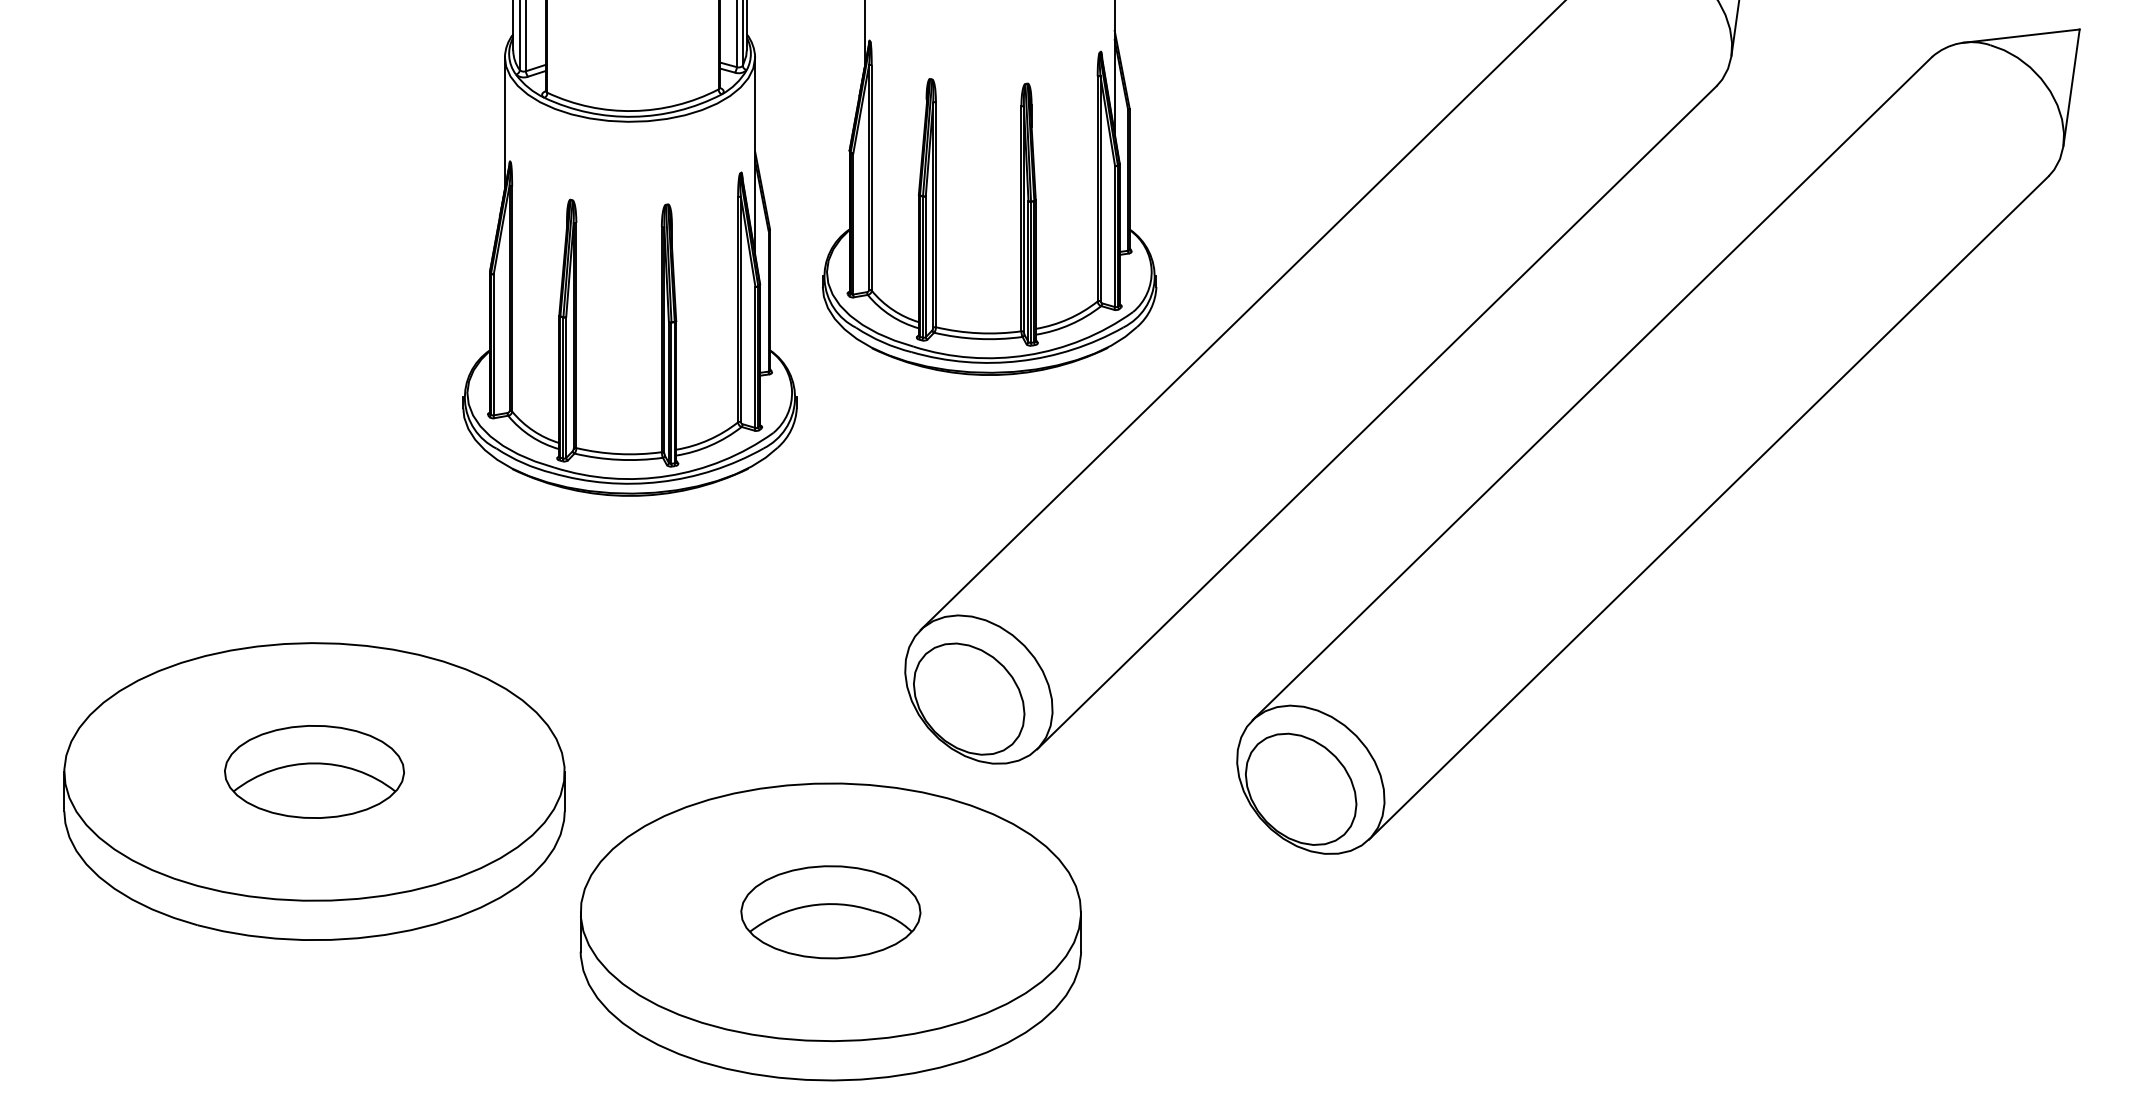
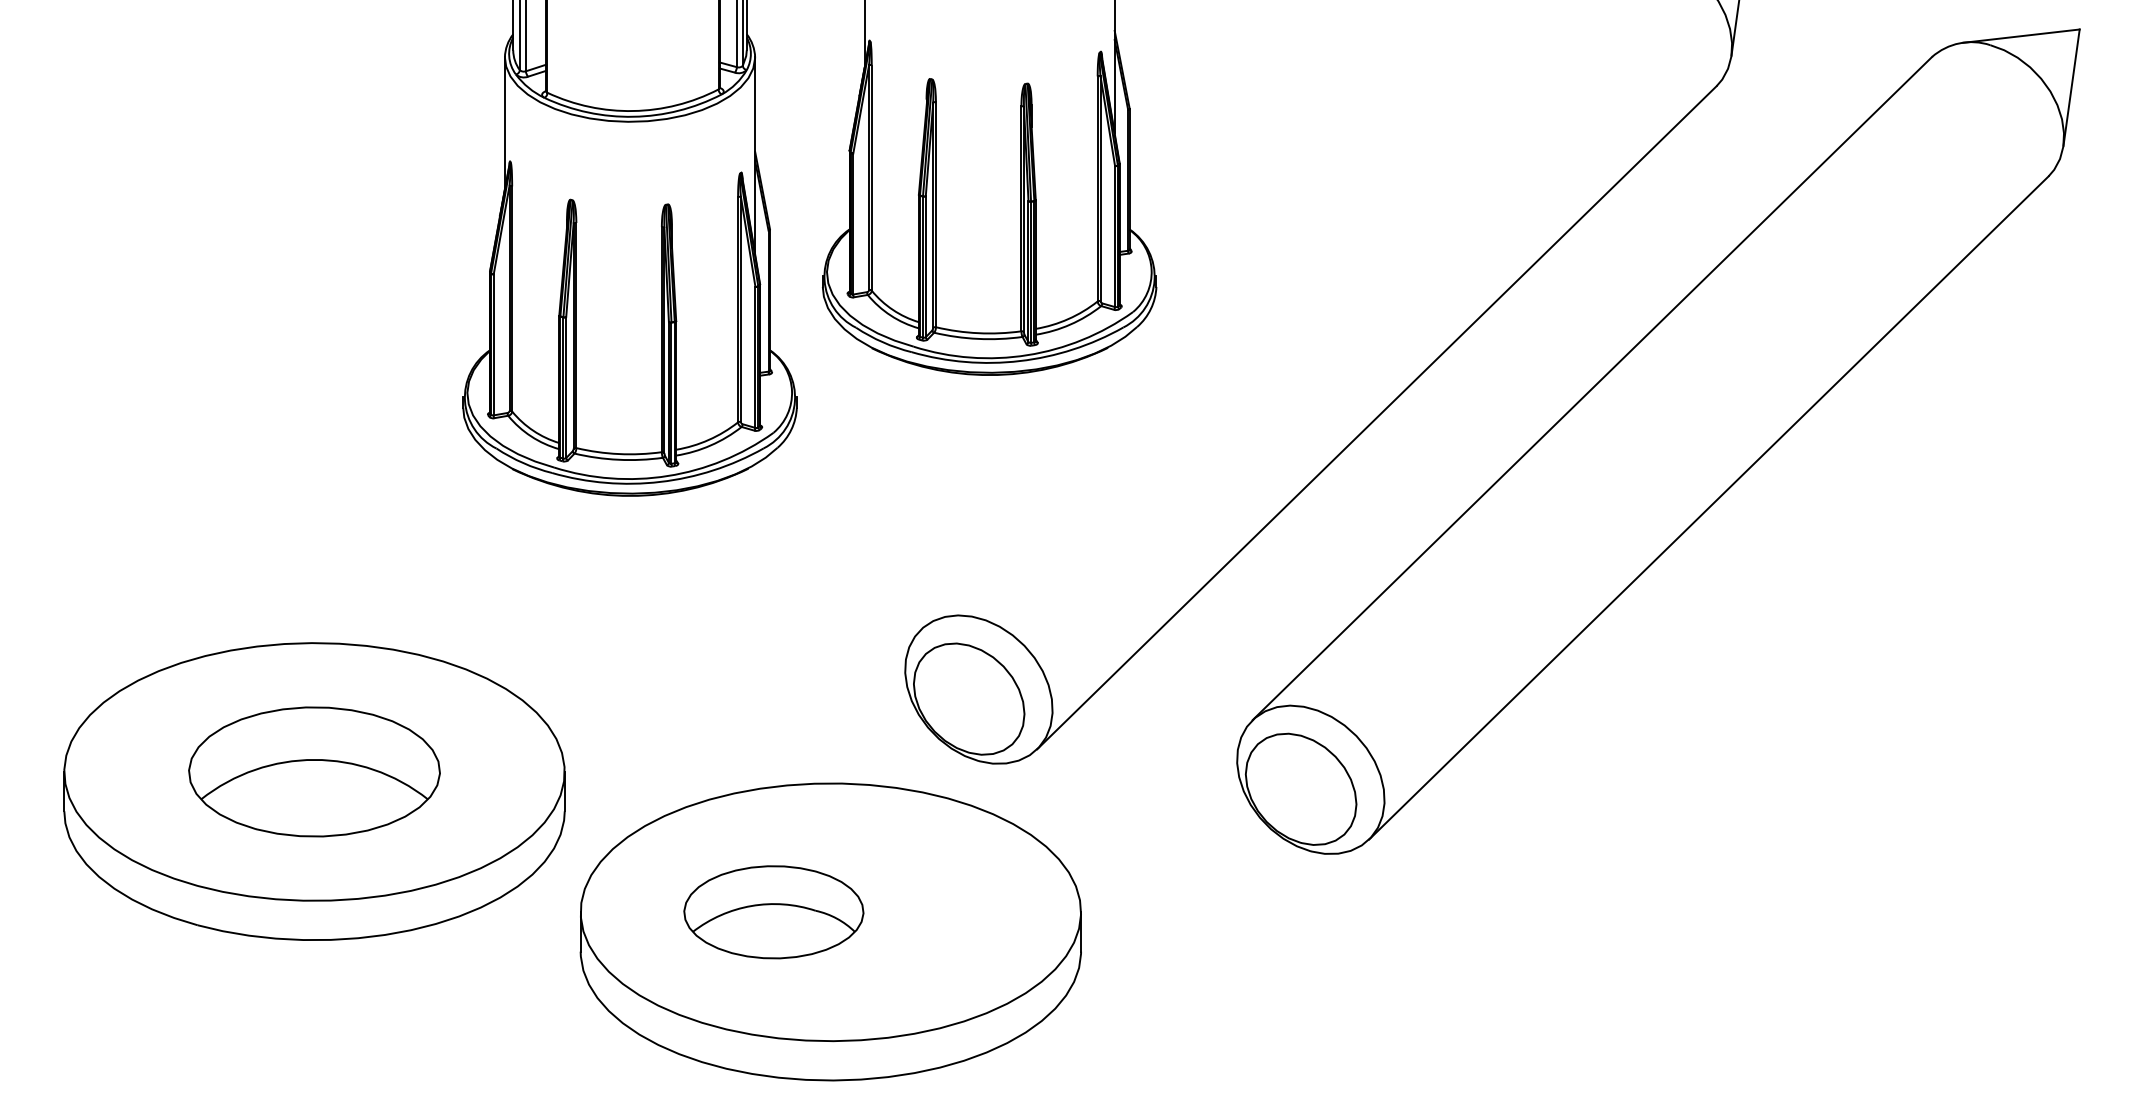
line: present -> none (1241, 315)
part size: 181x94 px -> 253x132 px (314, 771)
part position: (830, 912) -> (773, 912) (773, 912)
